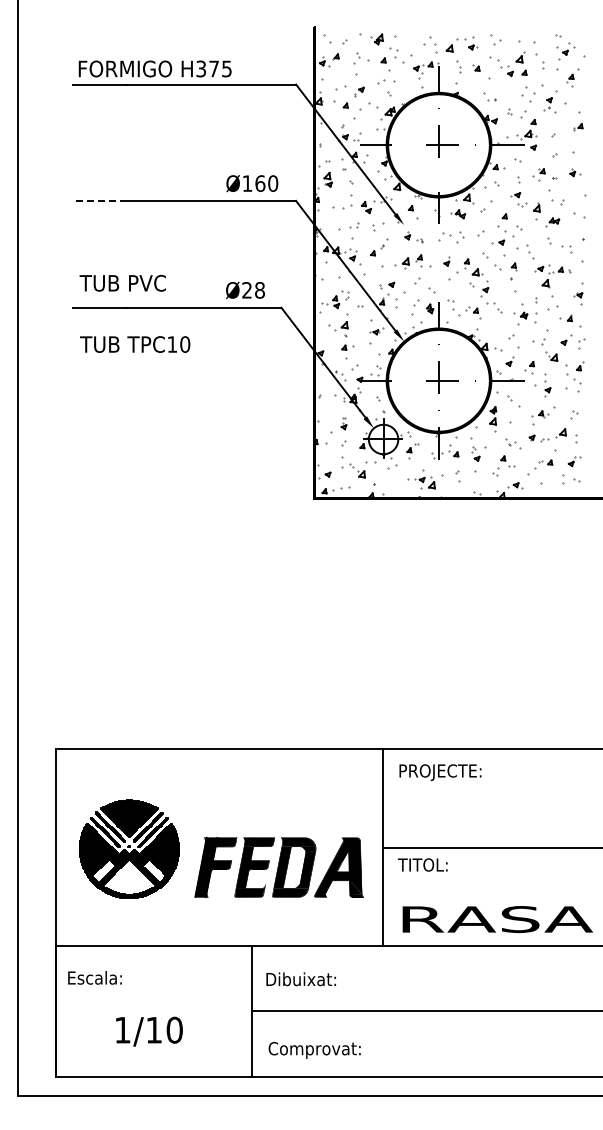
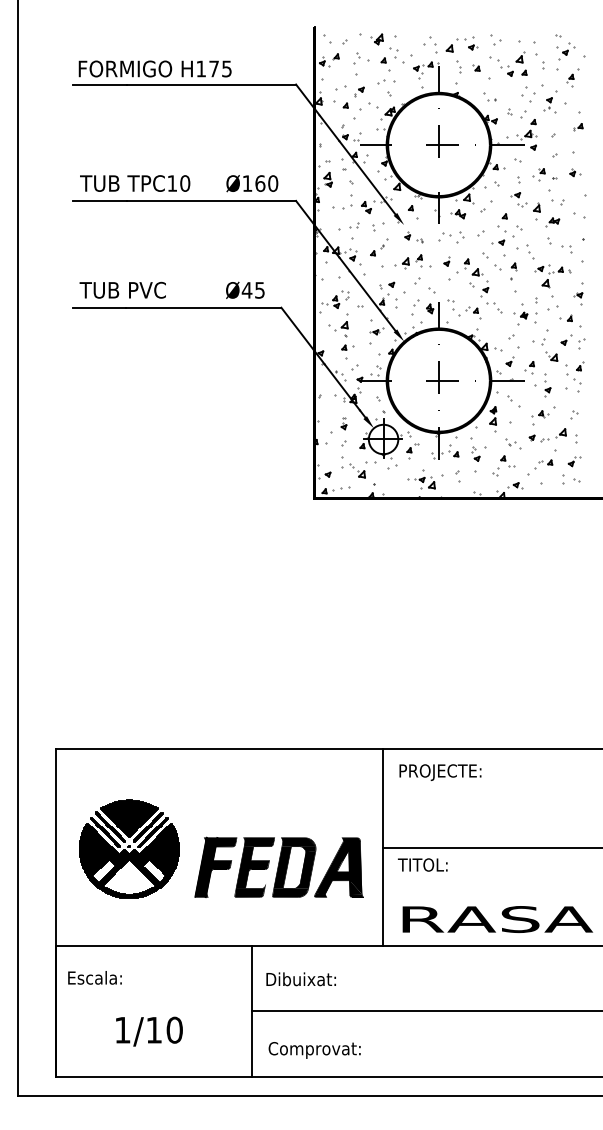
text: H375 -> H175 (201, 68)
line: dashed -> solid (99, 200)
text position: (122, 282) -> (122, 289) (122, 289)
text: Ø28 -> Ø45 (252, 290)
text position: (135, 344) -> (135, 183) (135, 183)
